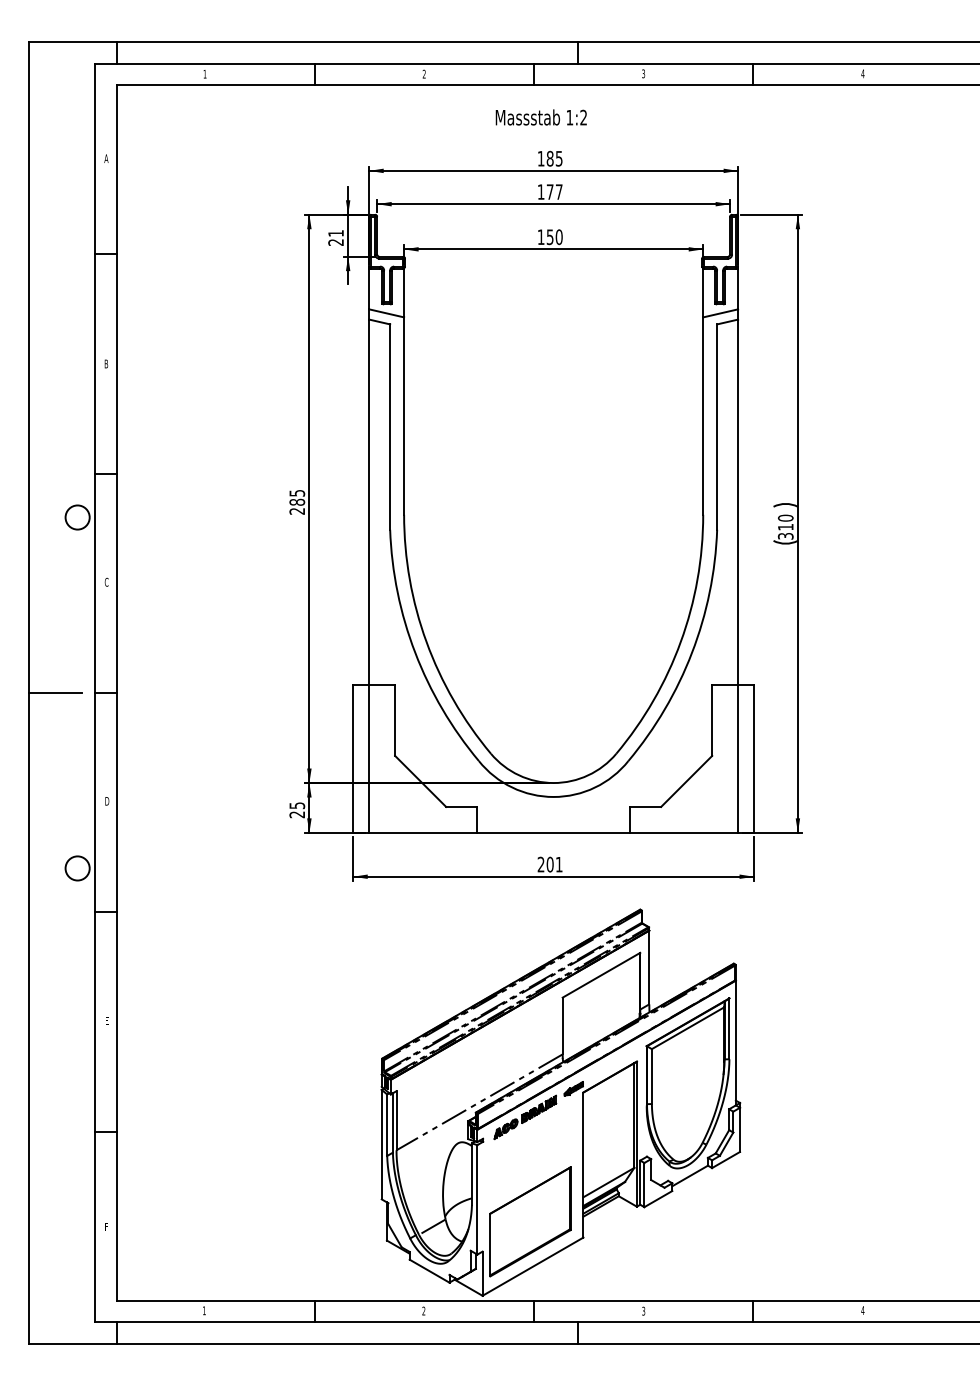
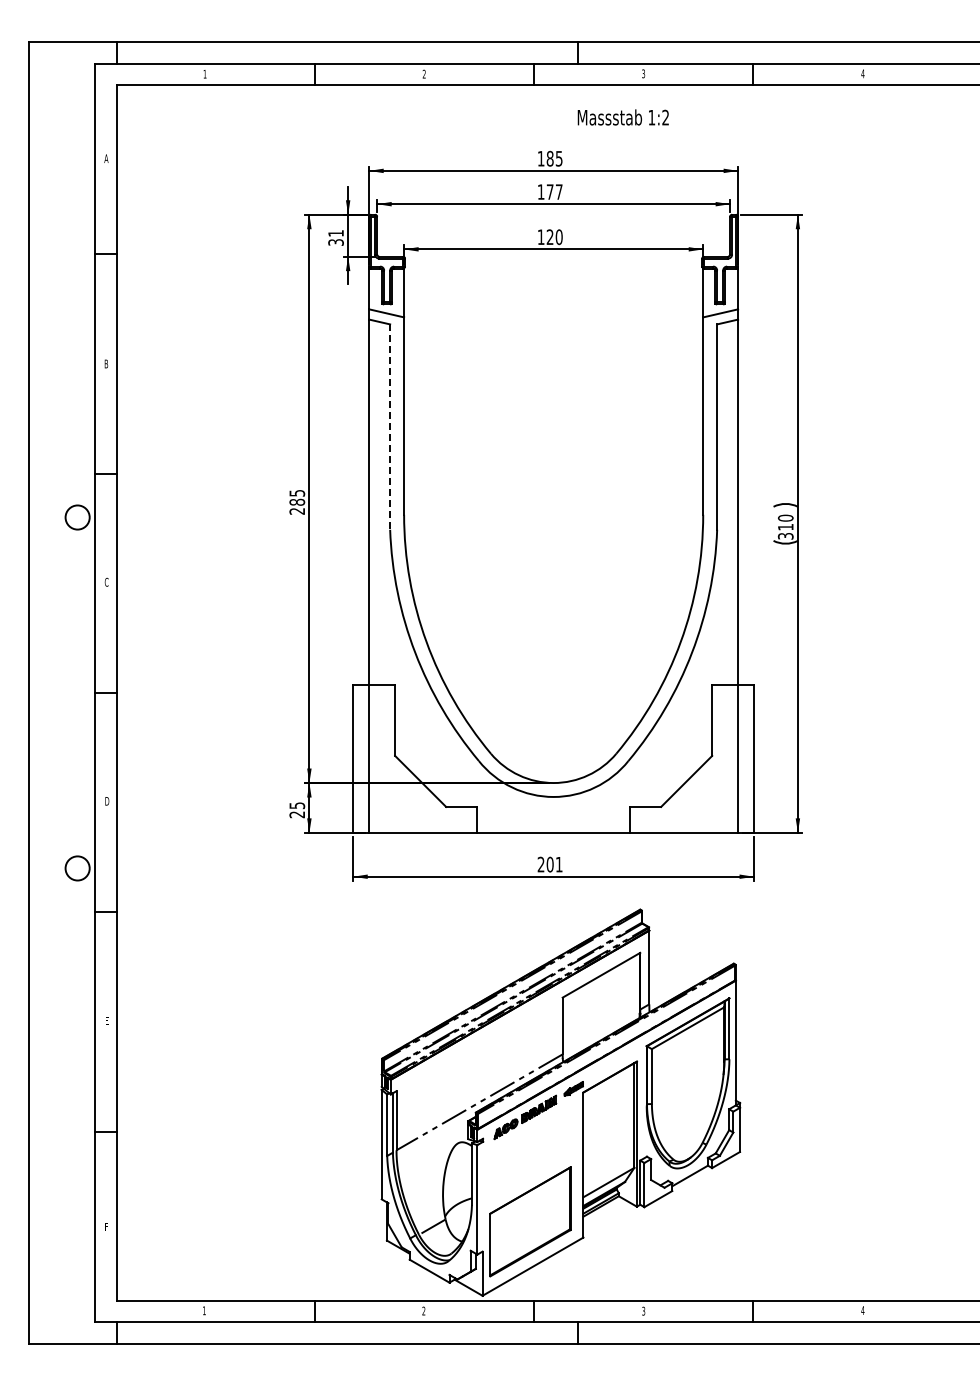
text position: (540, 117) -> (622, 117) (622, 117)
text: 150 -> 120 (549, 237)
text: 21 -> 31 (335, 242)
line: solid -> dashed (390, 427)
line: present -> none (55, 693)
